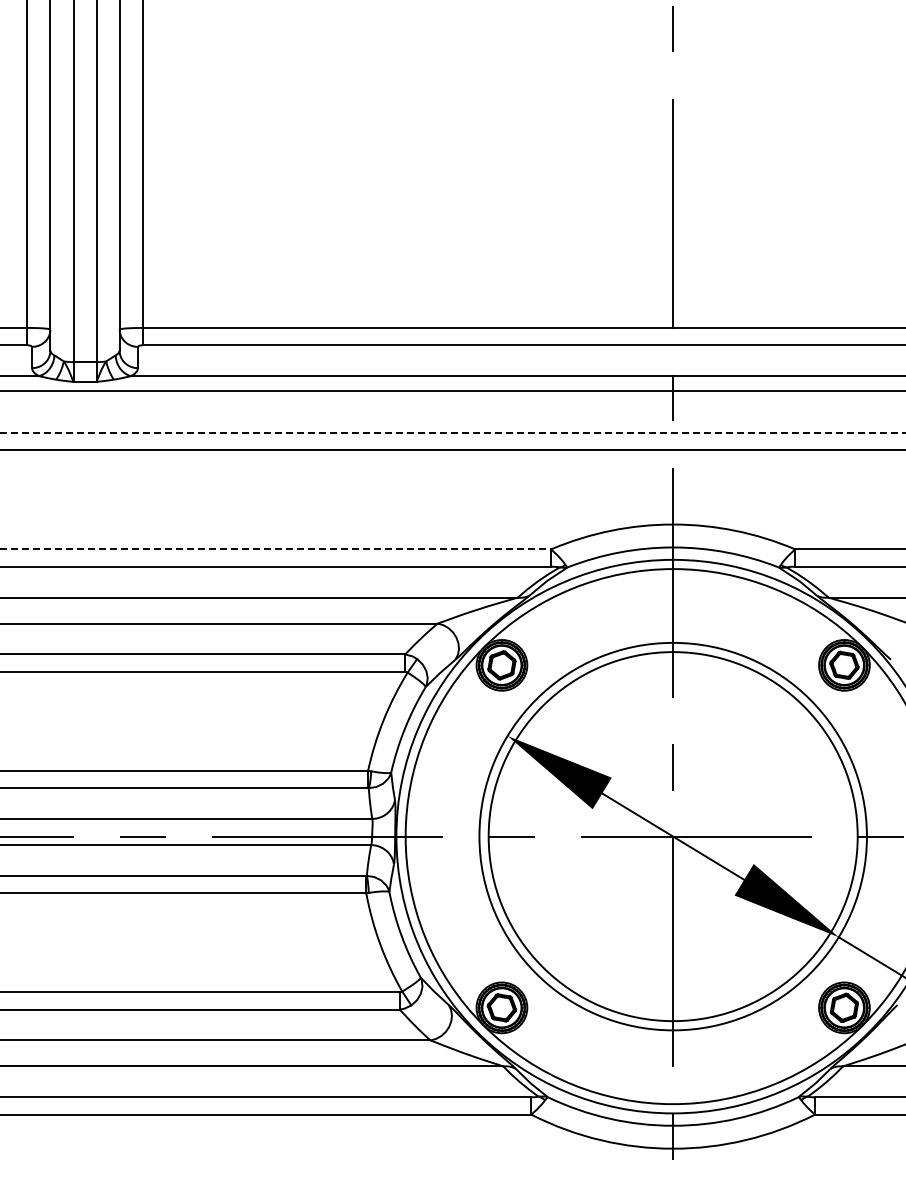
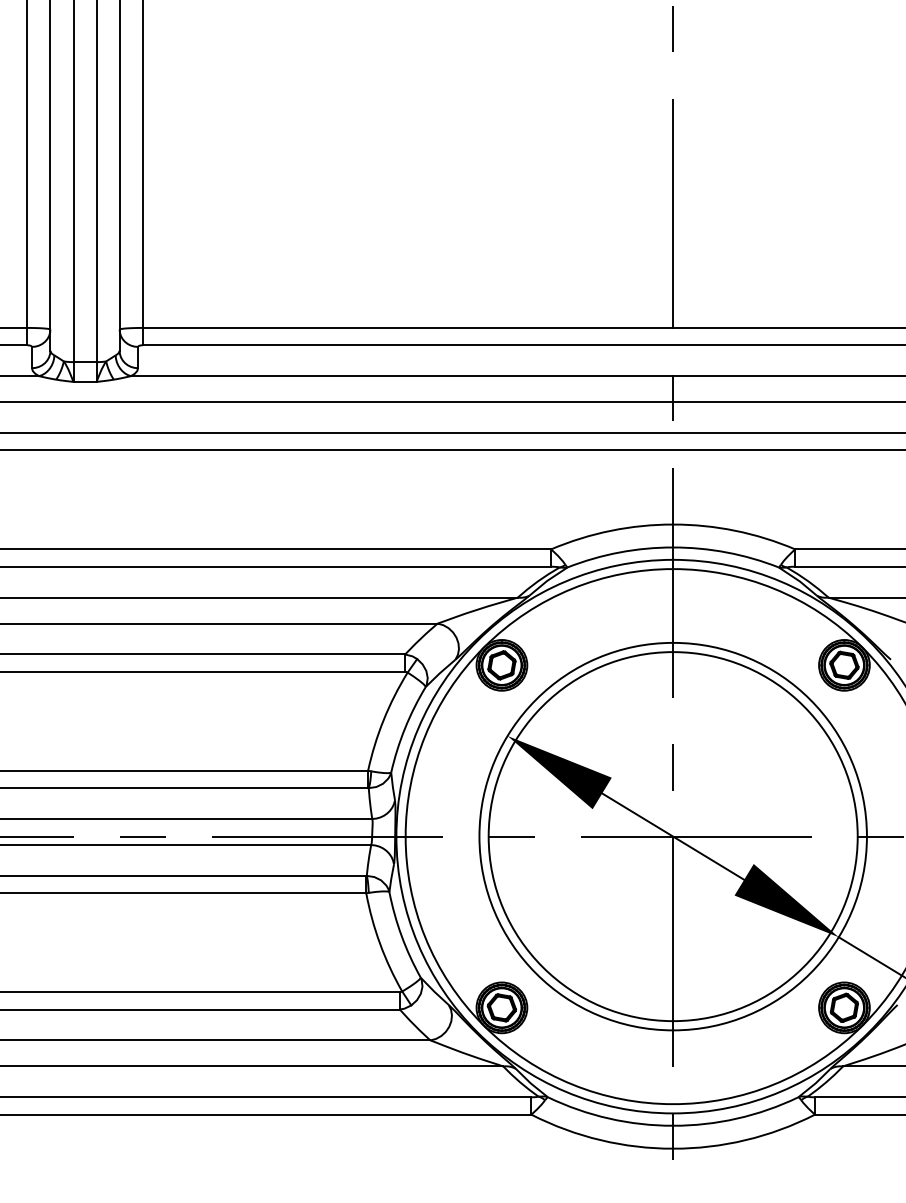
line position: (452, 391) -> (452, 402) (452, 402)
line: dashed -> solid (453, 433)
line: dashed -> solid (276, 549)
